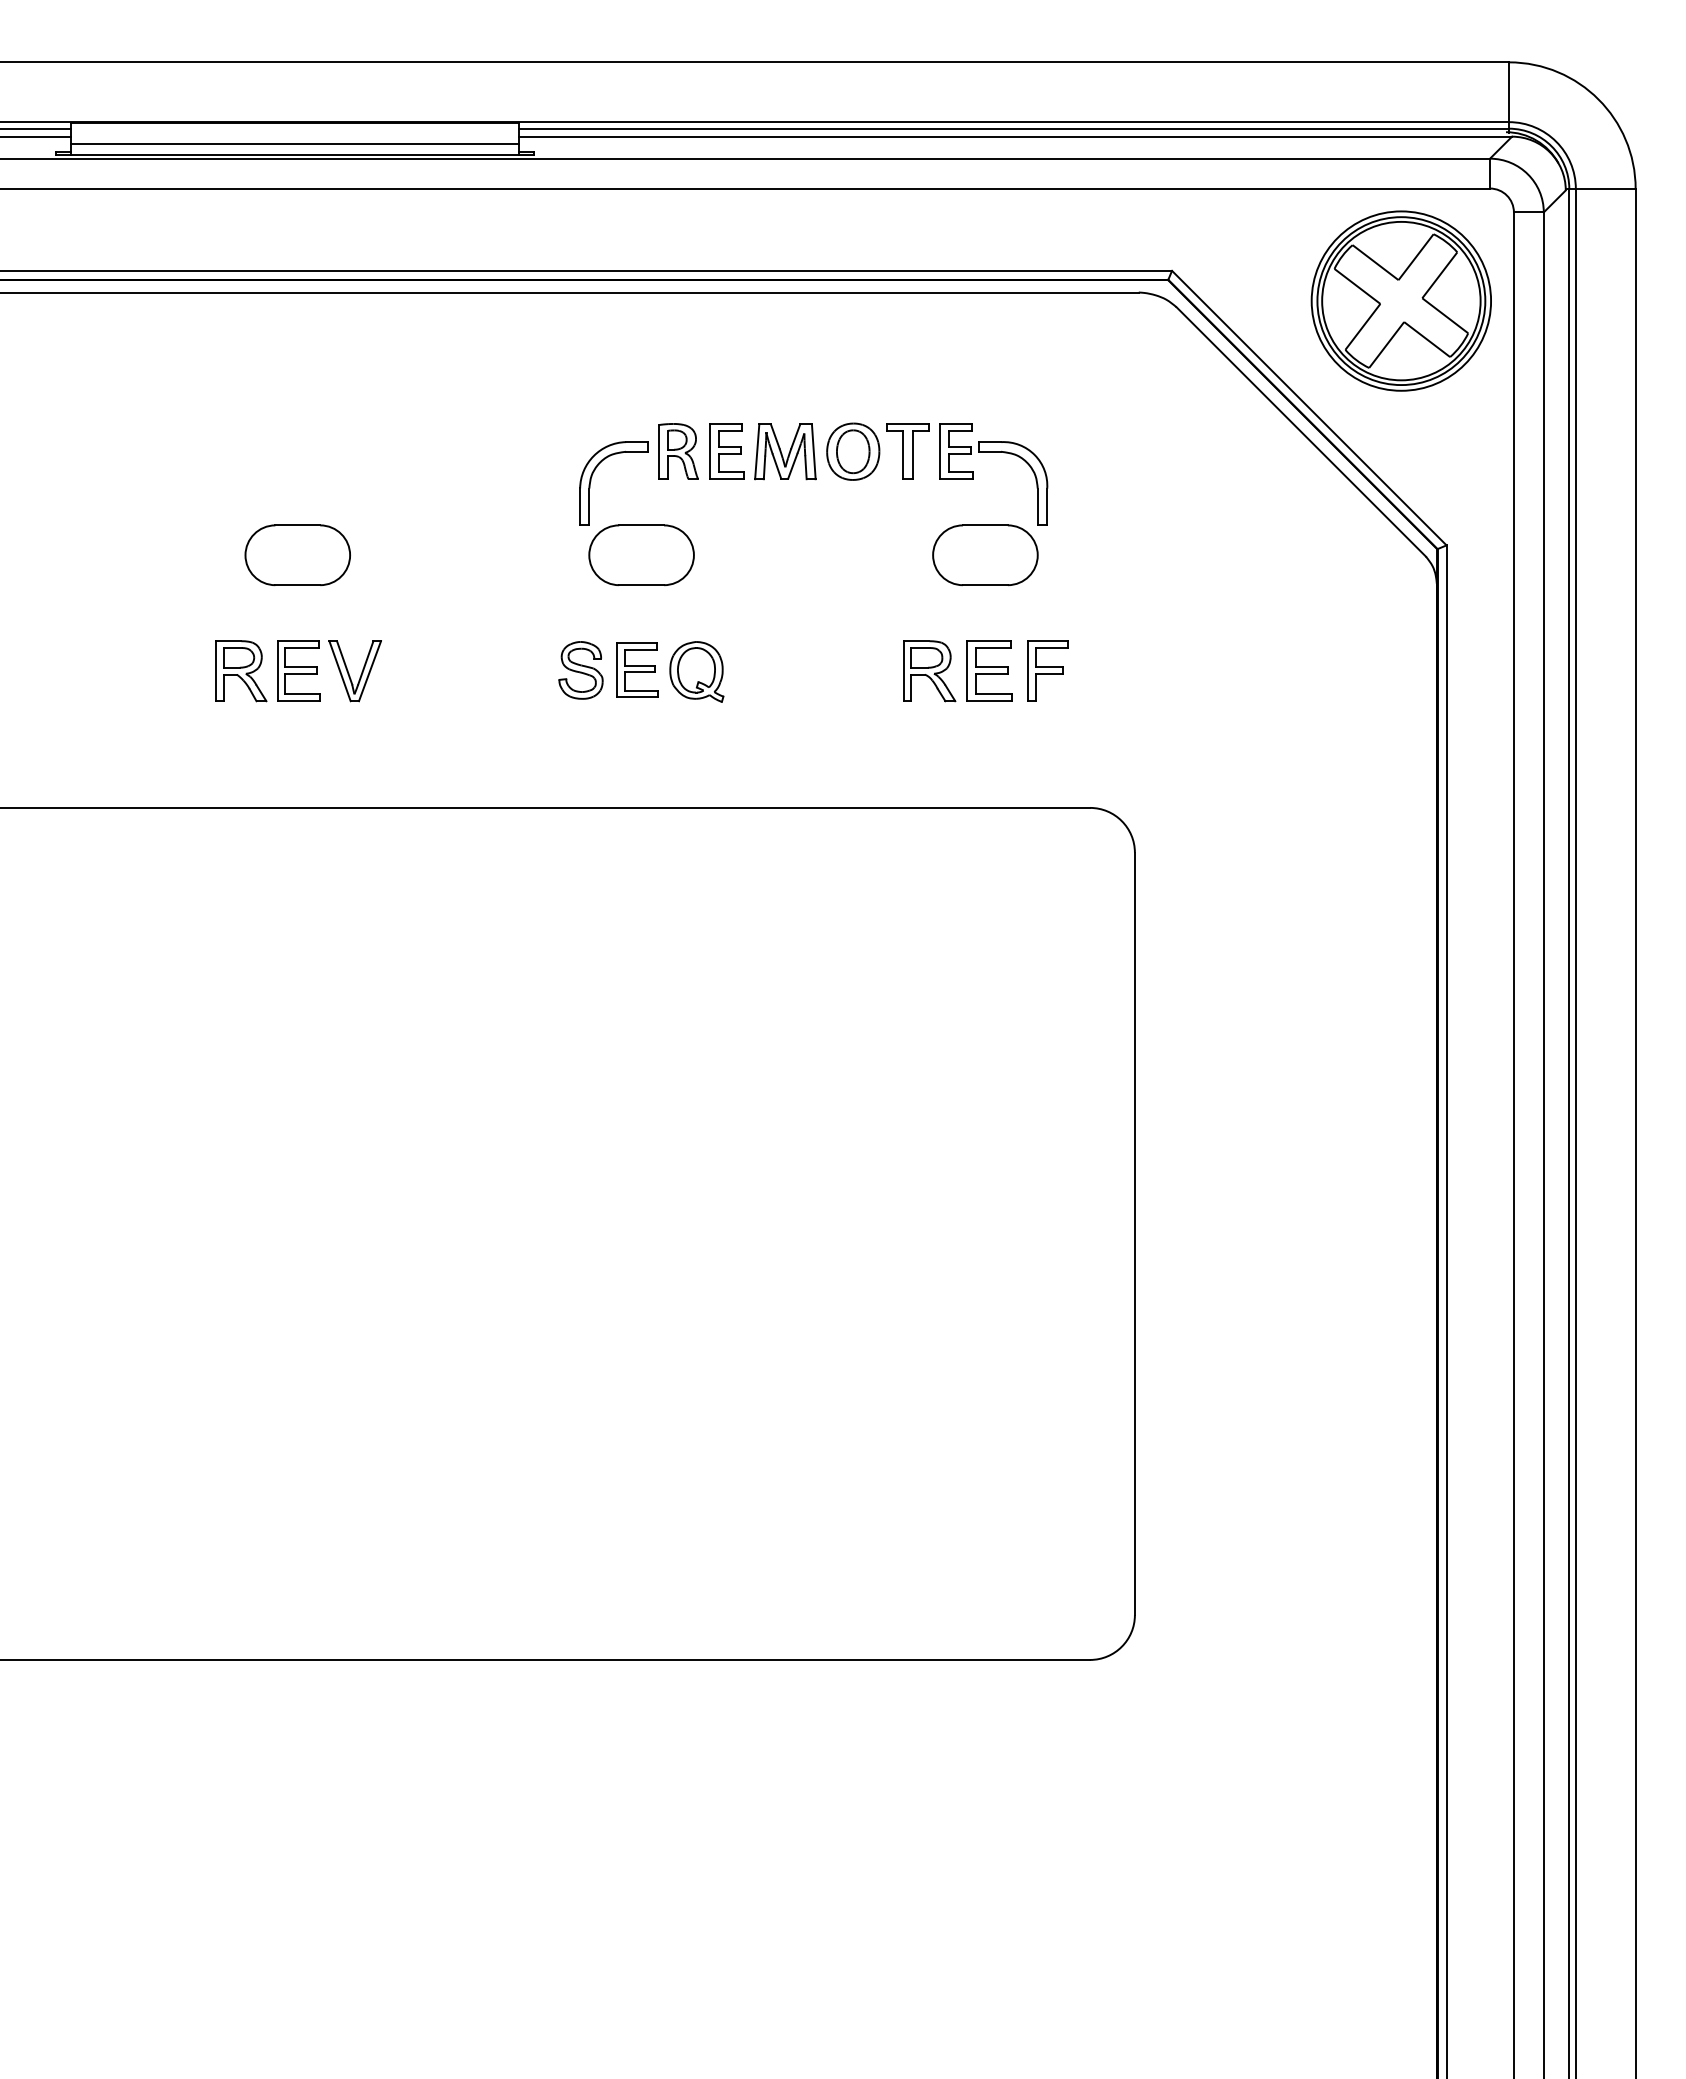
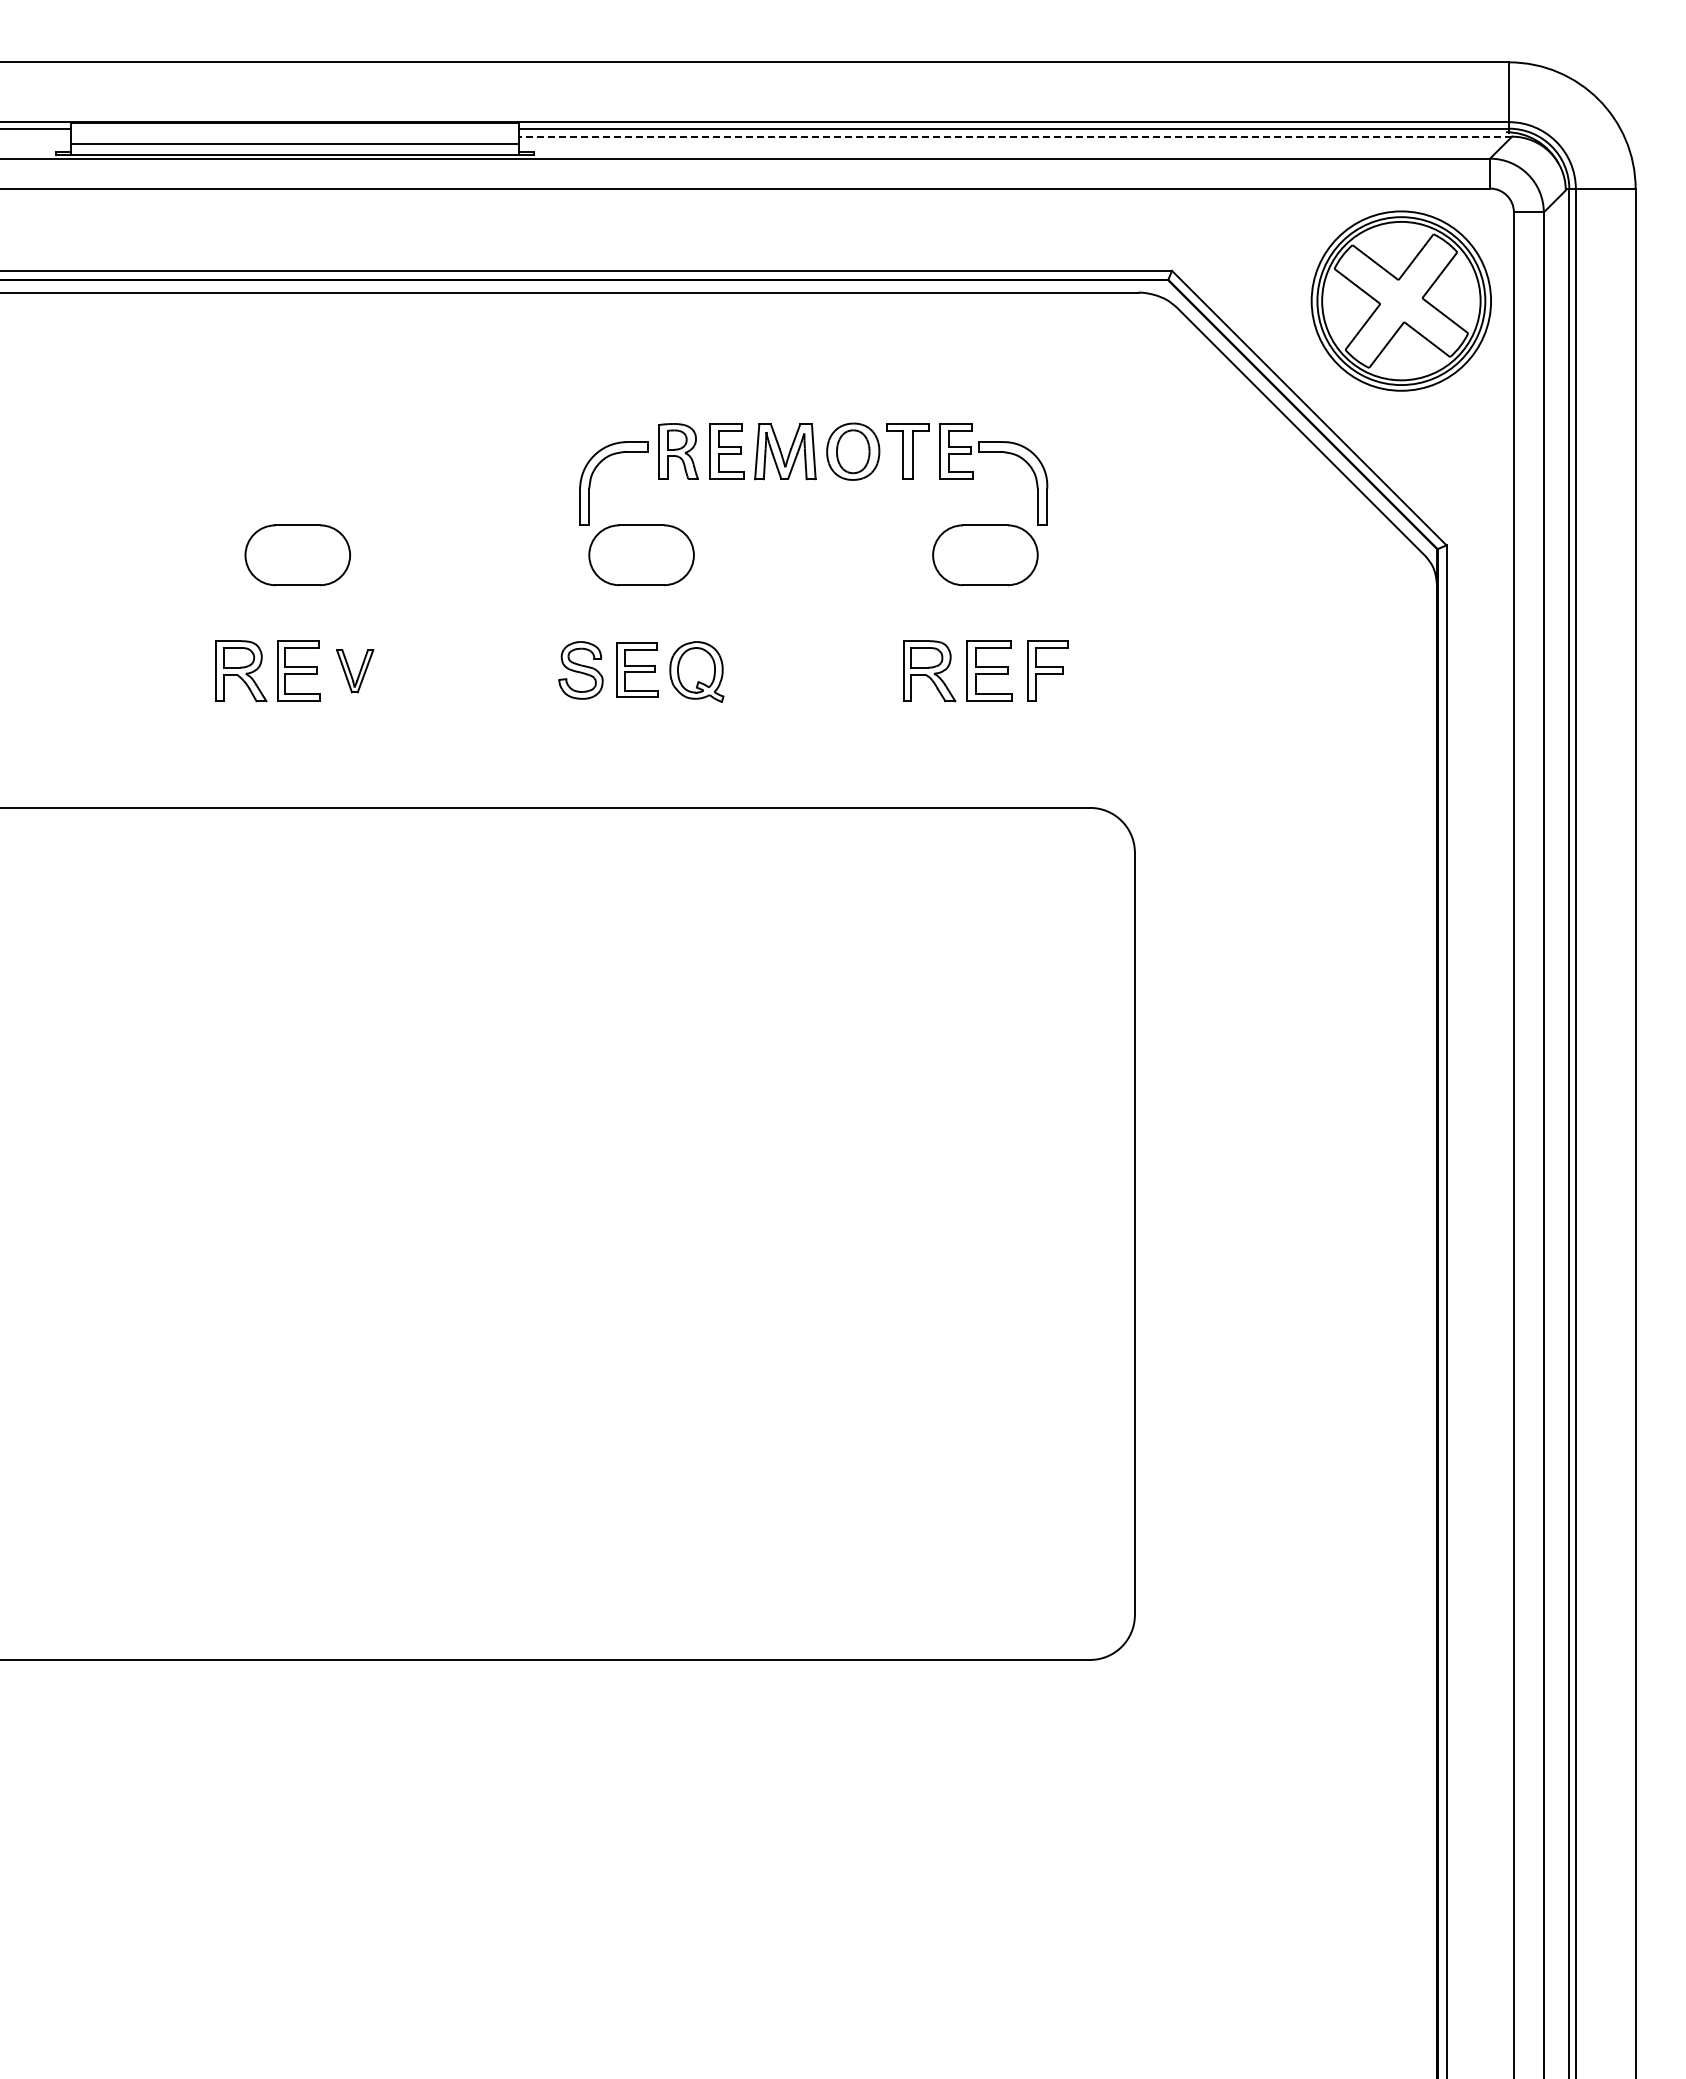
line: present -> none (36, 136)
line: solid -> dashed (1015, 136)
part size: 54x63 px -> 39x45 px (355, 671)
